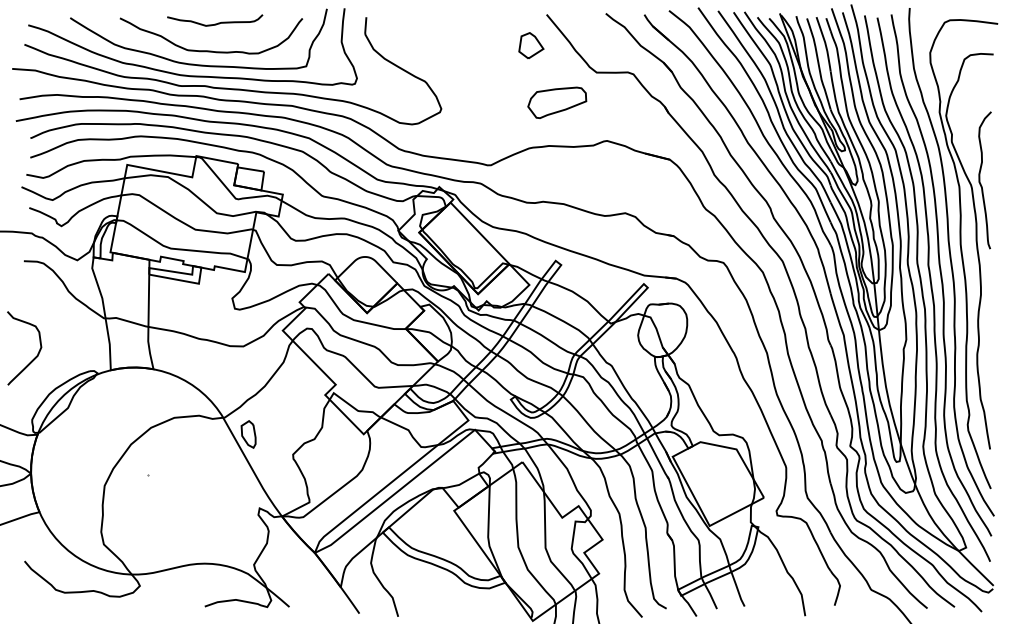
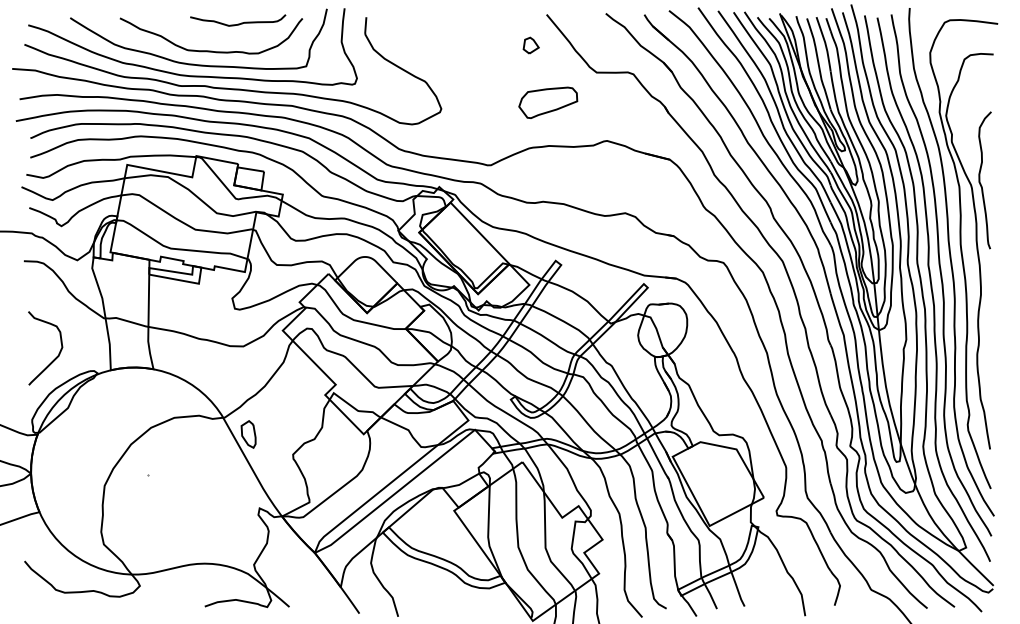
curve position: (215, 23) -> (238, 23) (238, 23)
part size: 27x28 px -> 18x19 px (530, 45)
part position: (557, 102) -> (548, 102) (548, 102)
curve position: (34, 357) -> (55, 357) (55, 357)
